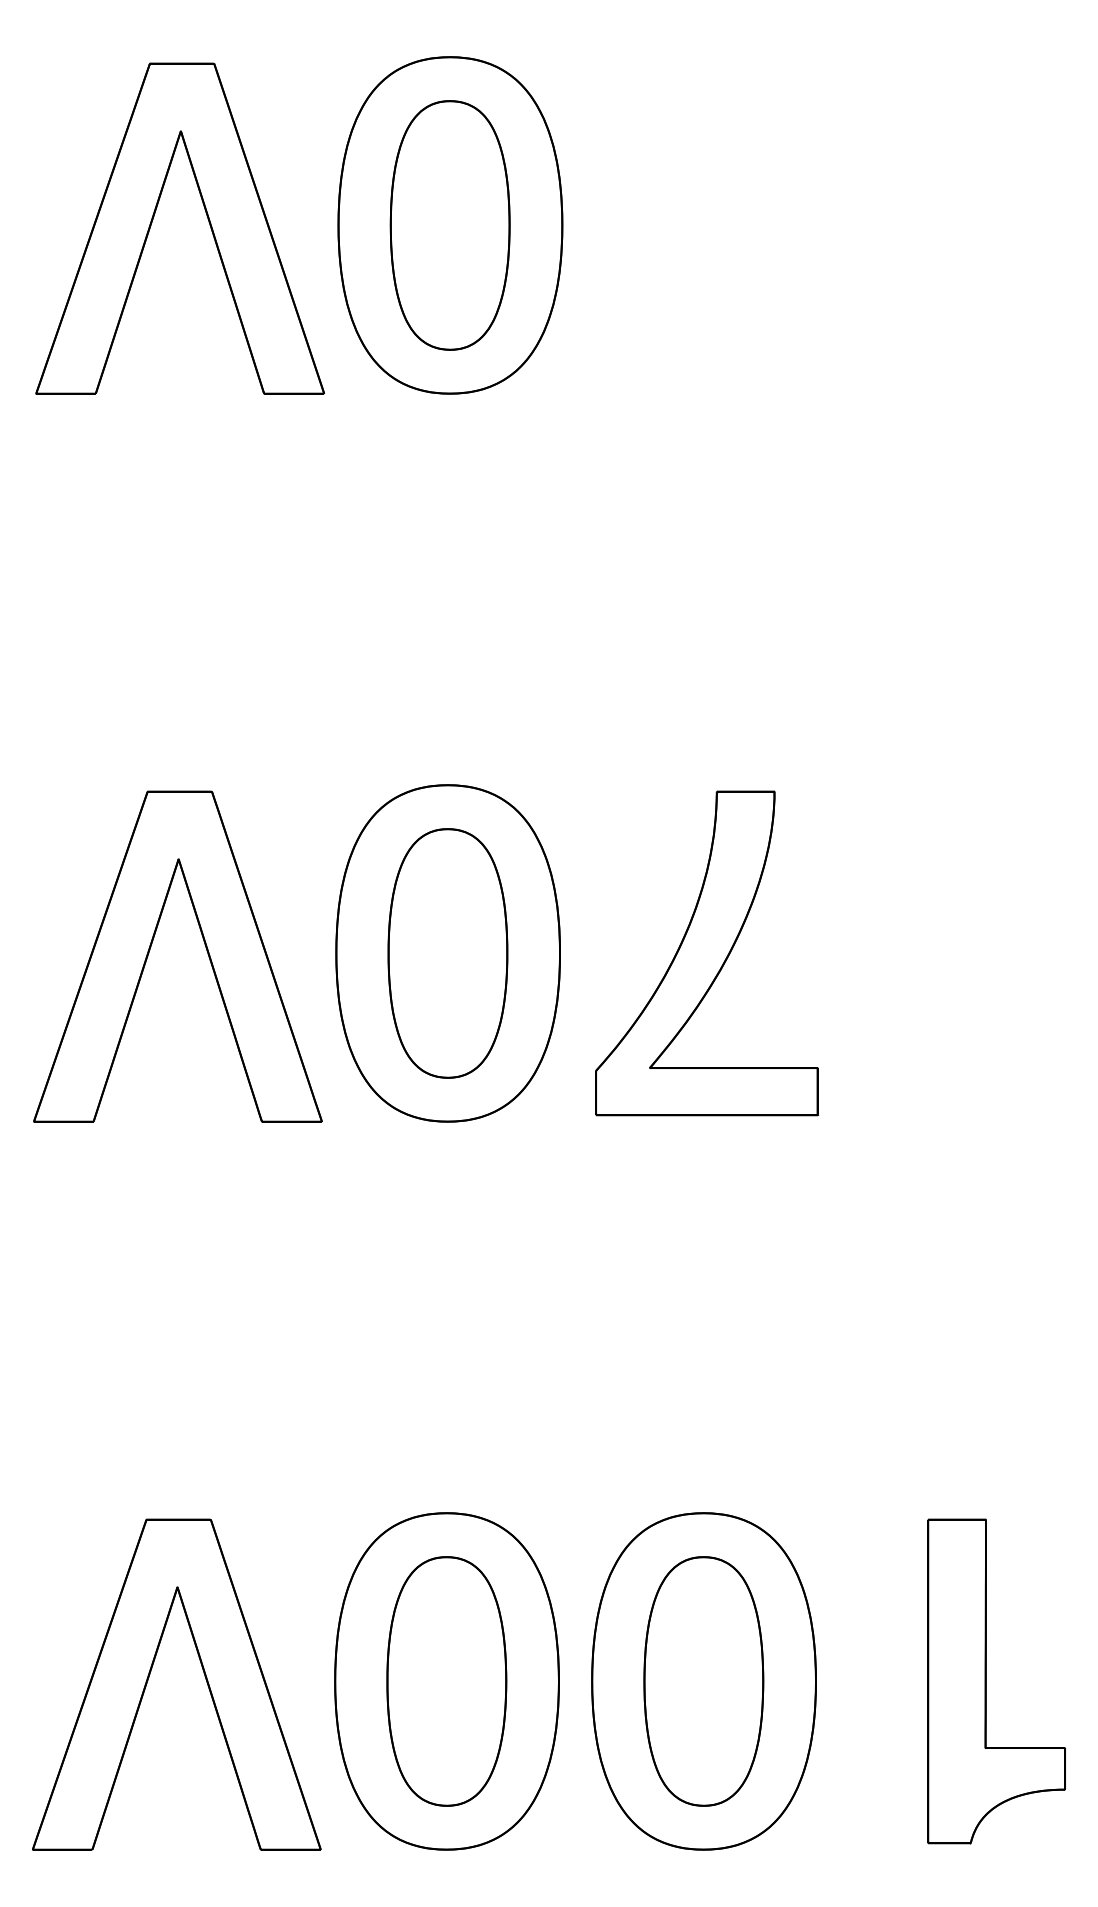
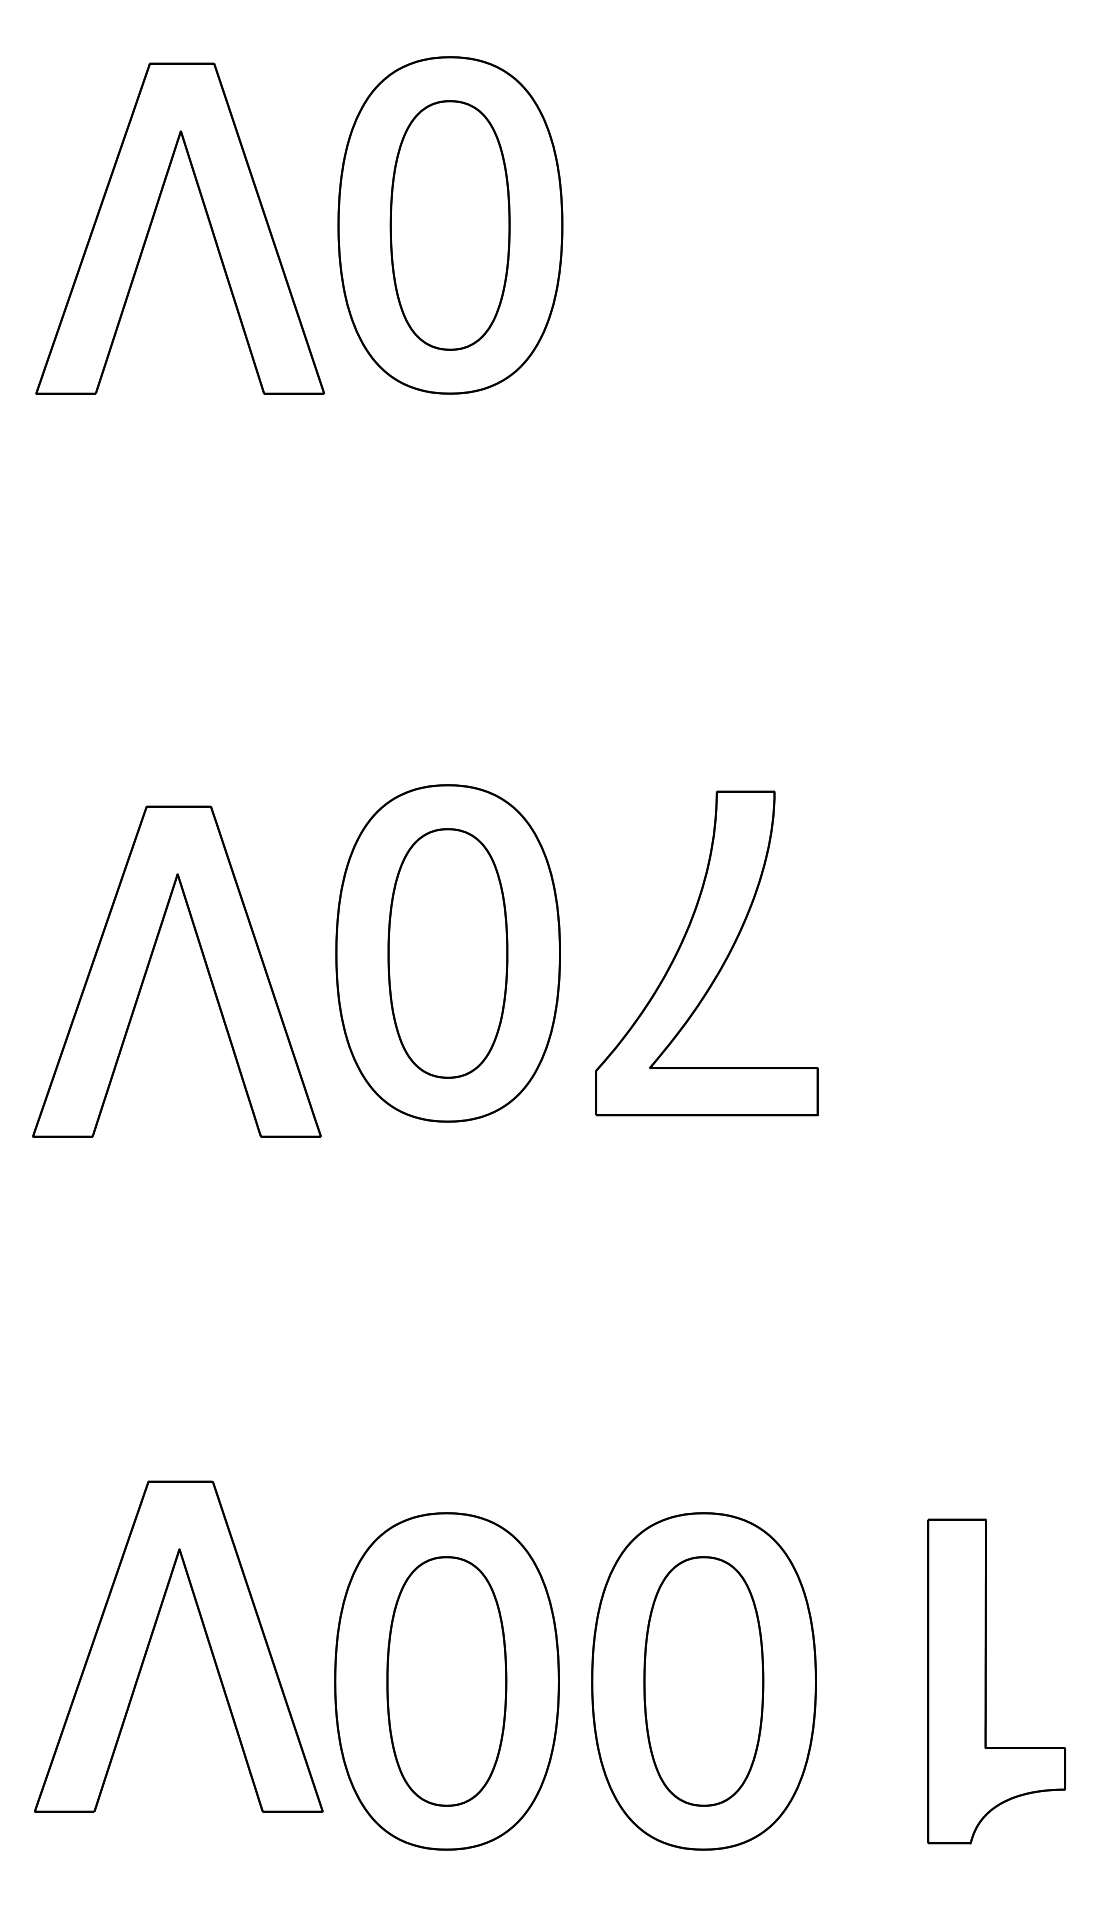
part position: (151, 947) -> (150, 962) (150, 962)
part position: (150, 1674) -> (152, 1636) (152, 1636)
